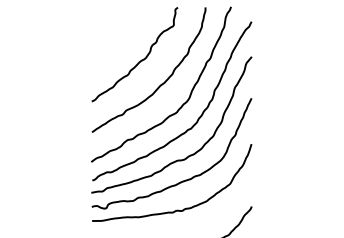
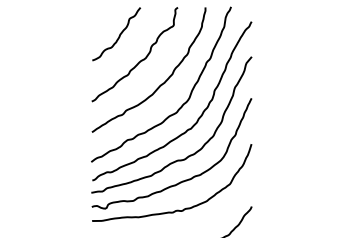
curve: none -> present (118, 36)
